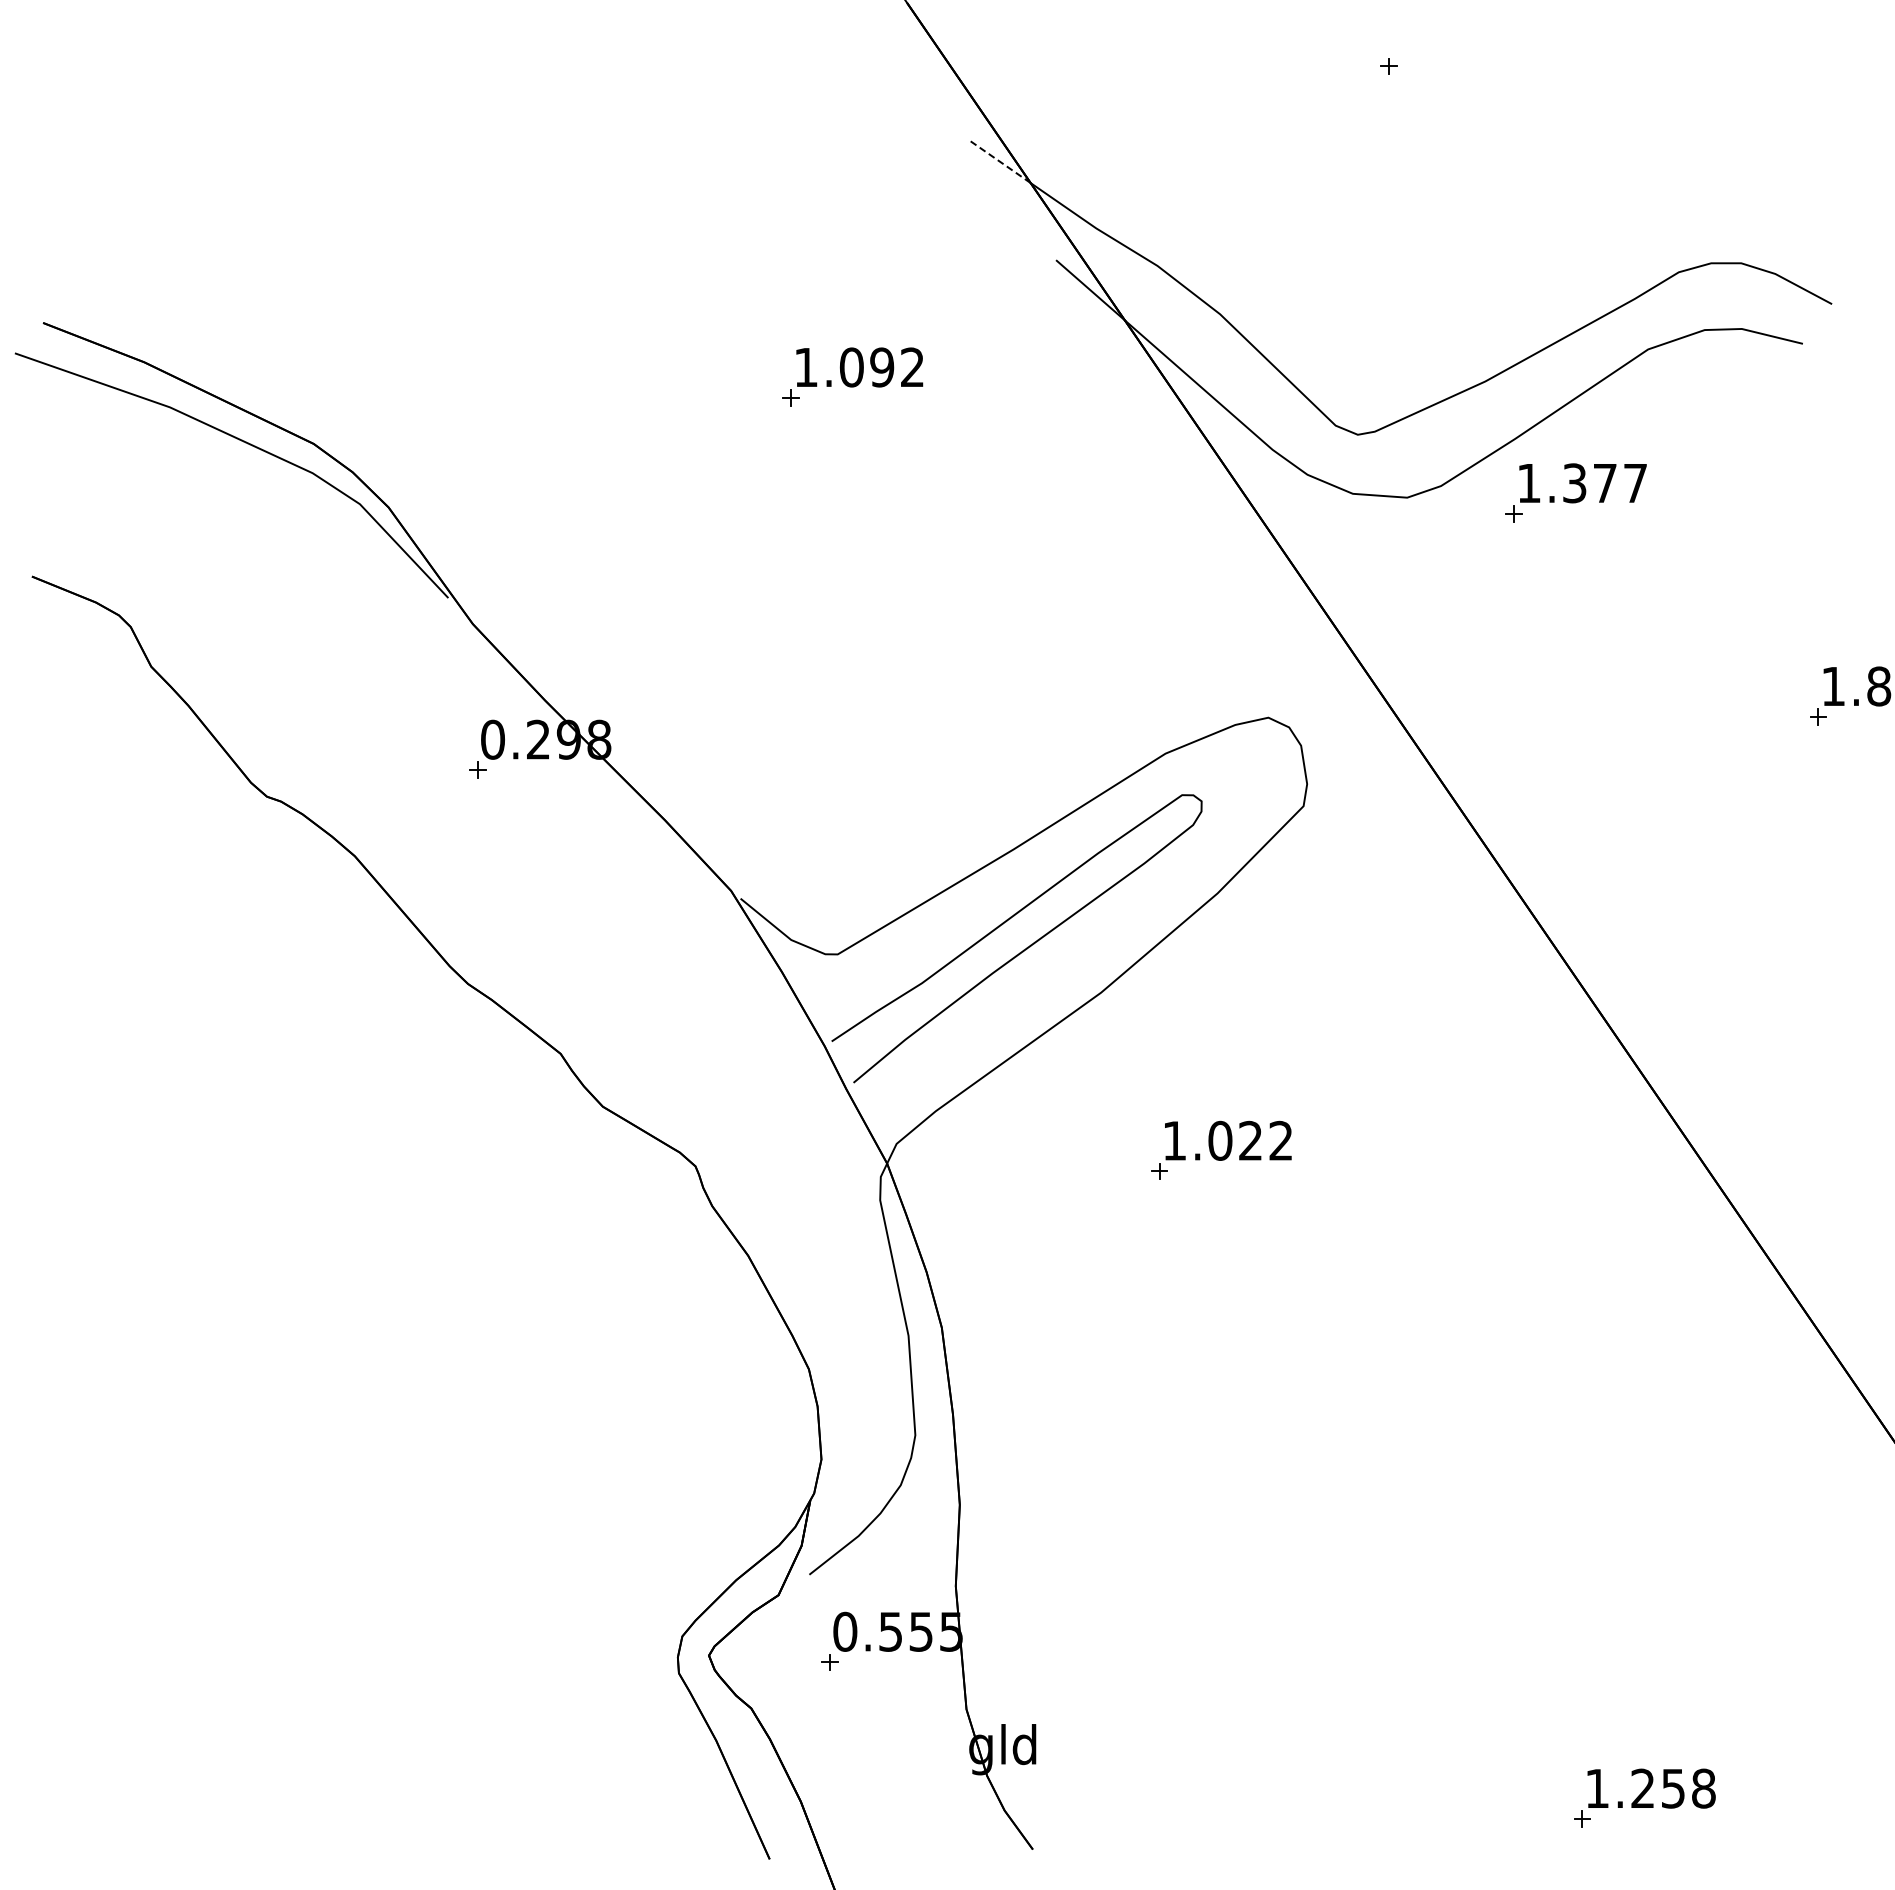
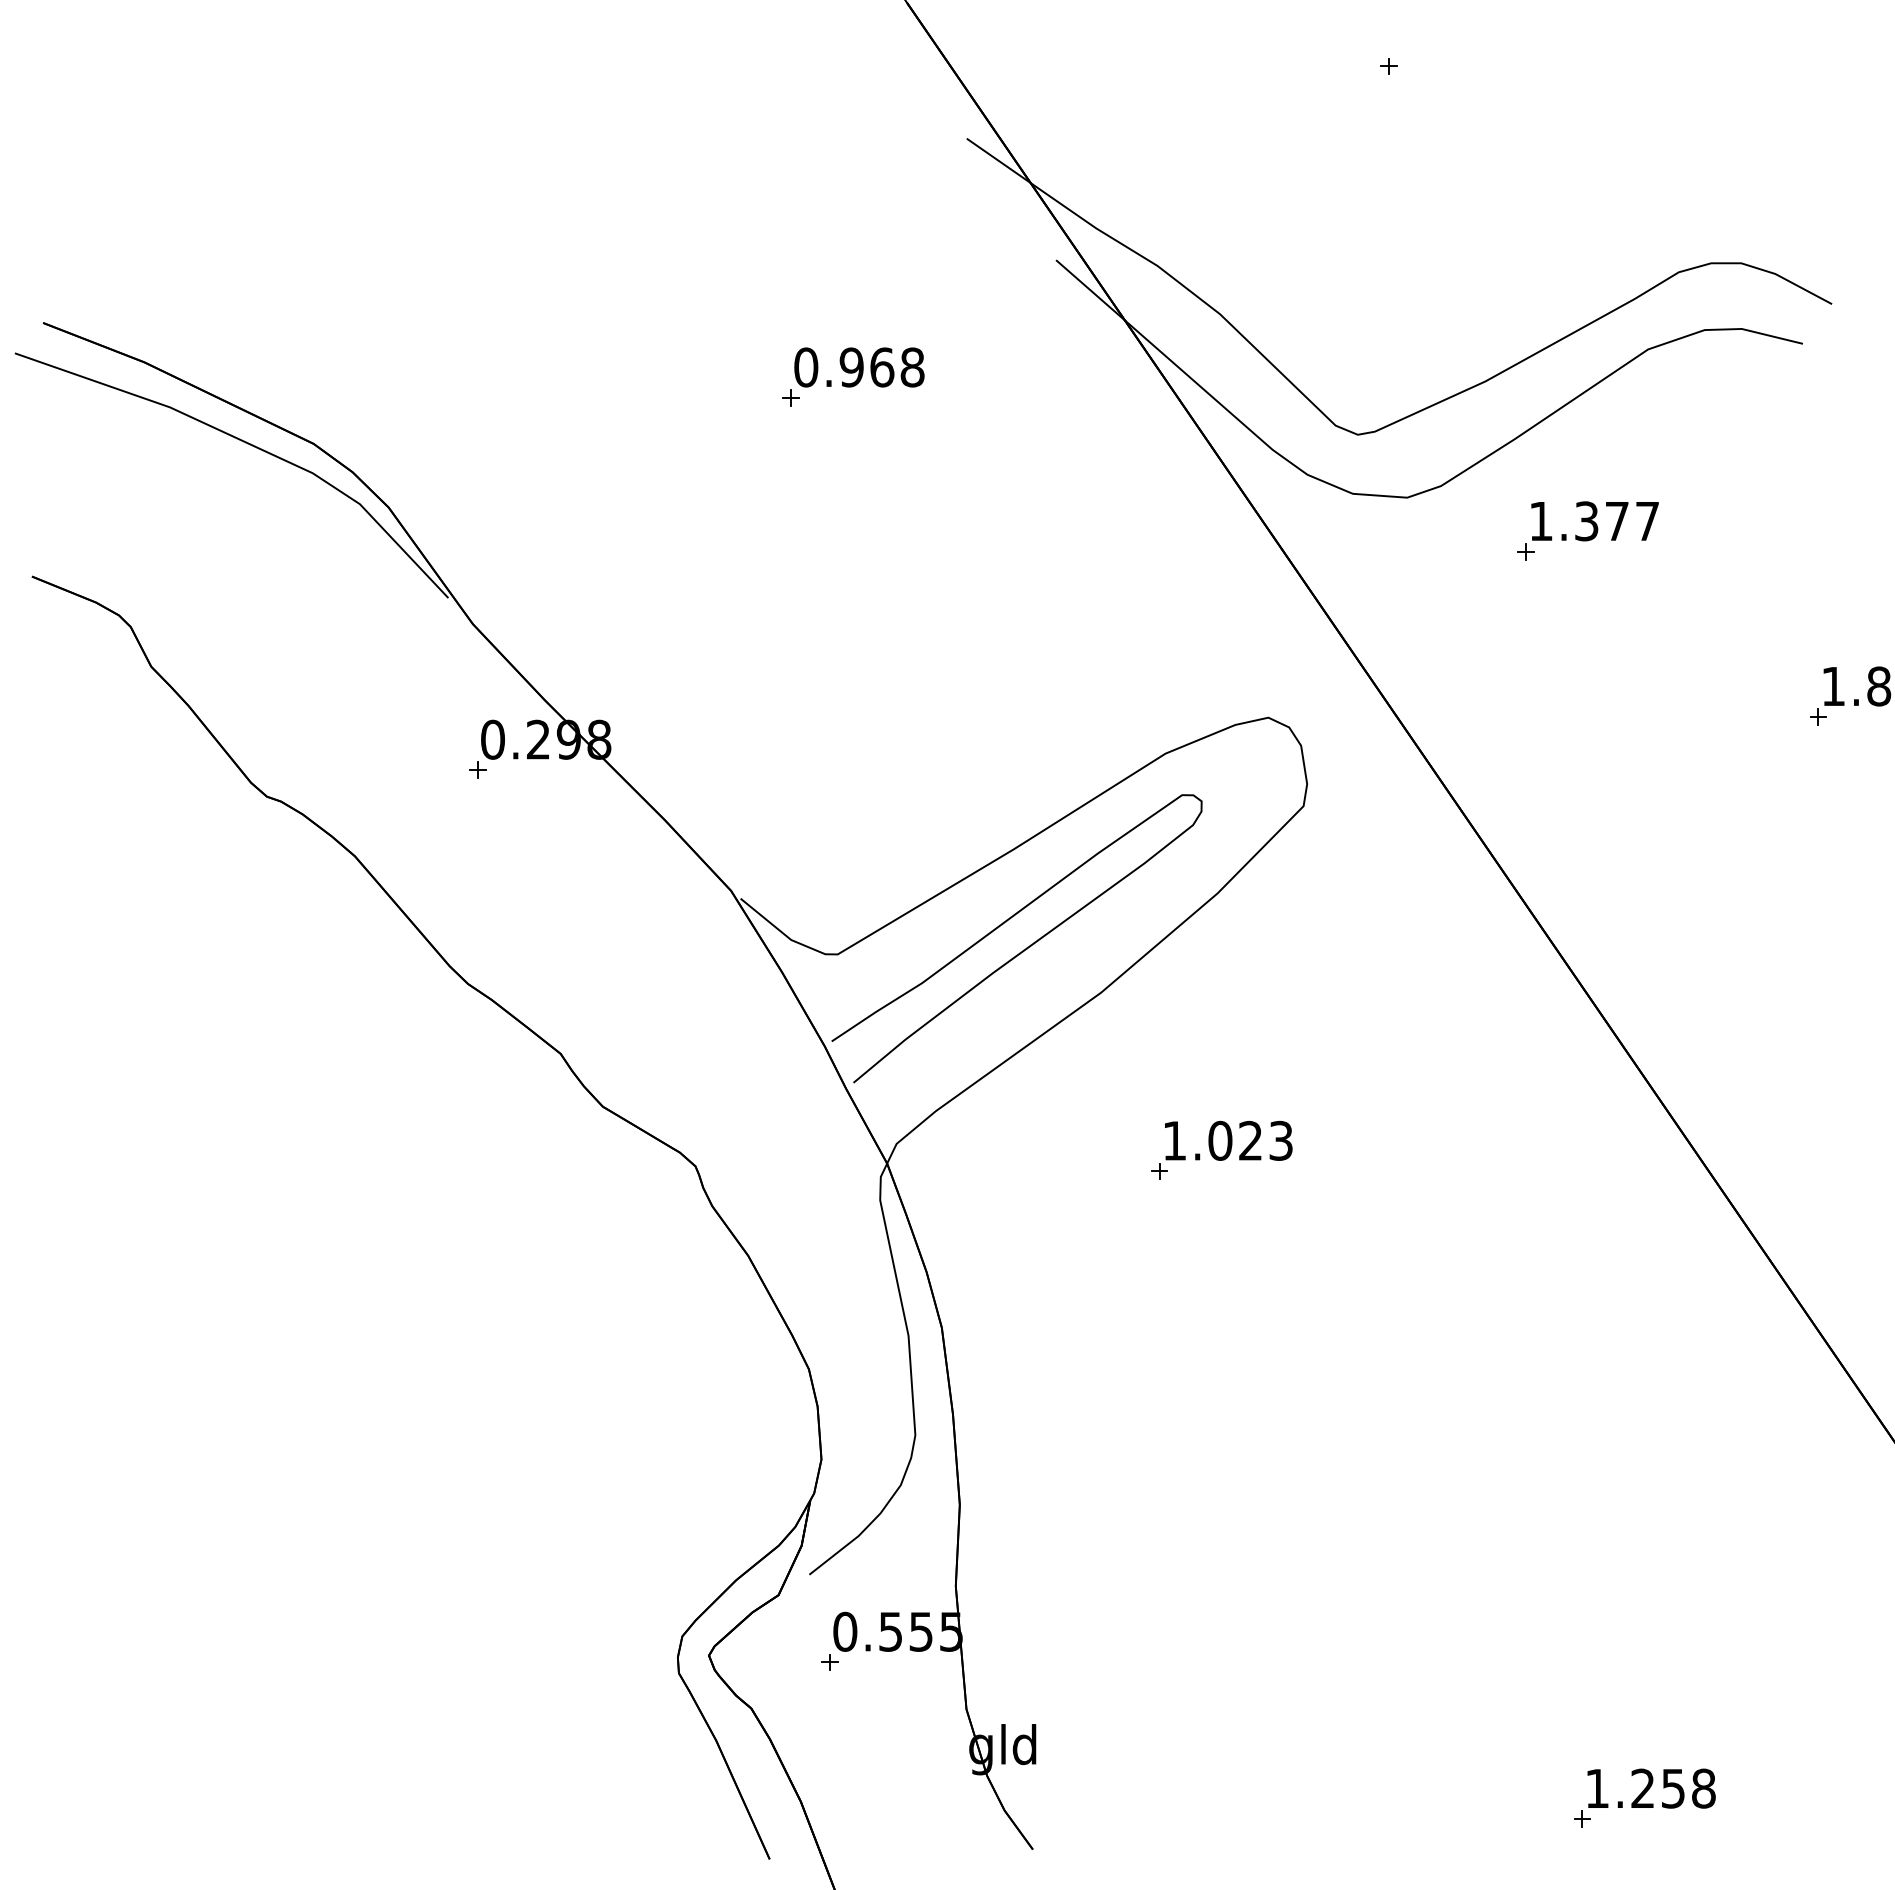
line: dashed -> solid (998, 160)
text: 1.092 -> 0.968 (859, 367)
part position: (1575, 492) -> (1587, 530) (1587, 530)
text: 1.022 -> 1.023 (1280, 1140)
